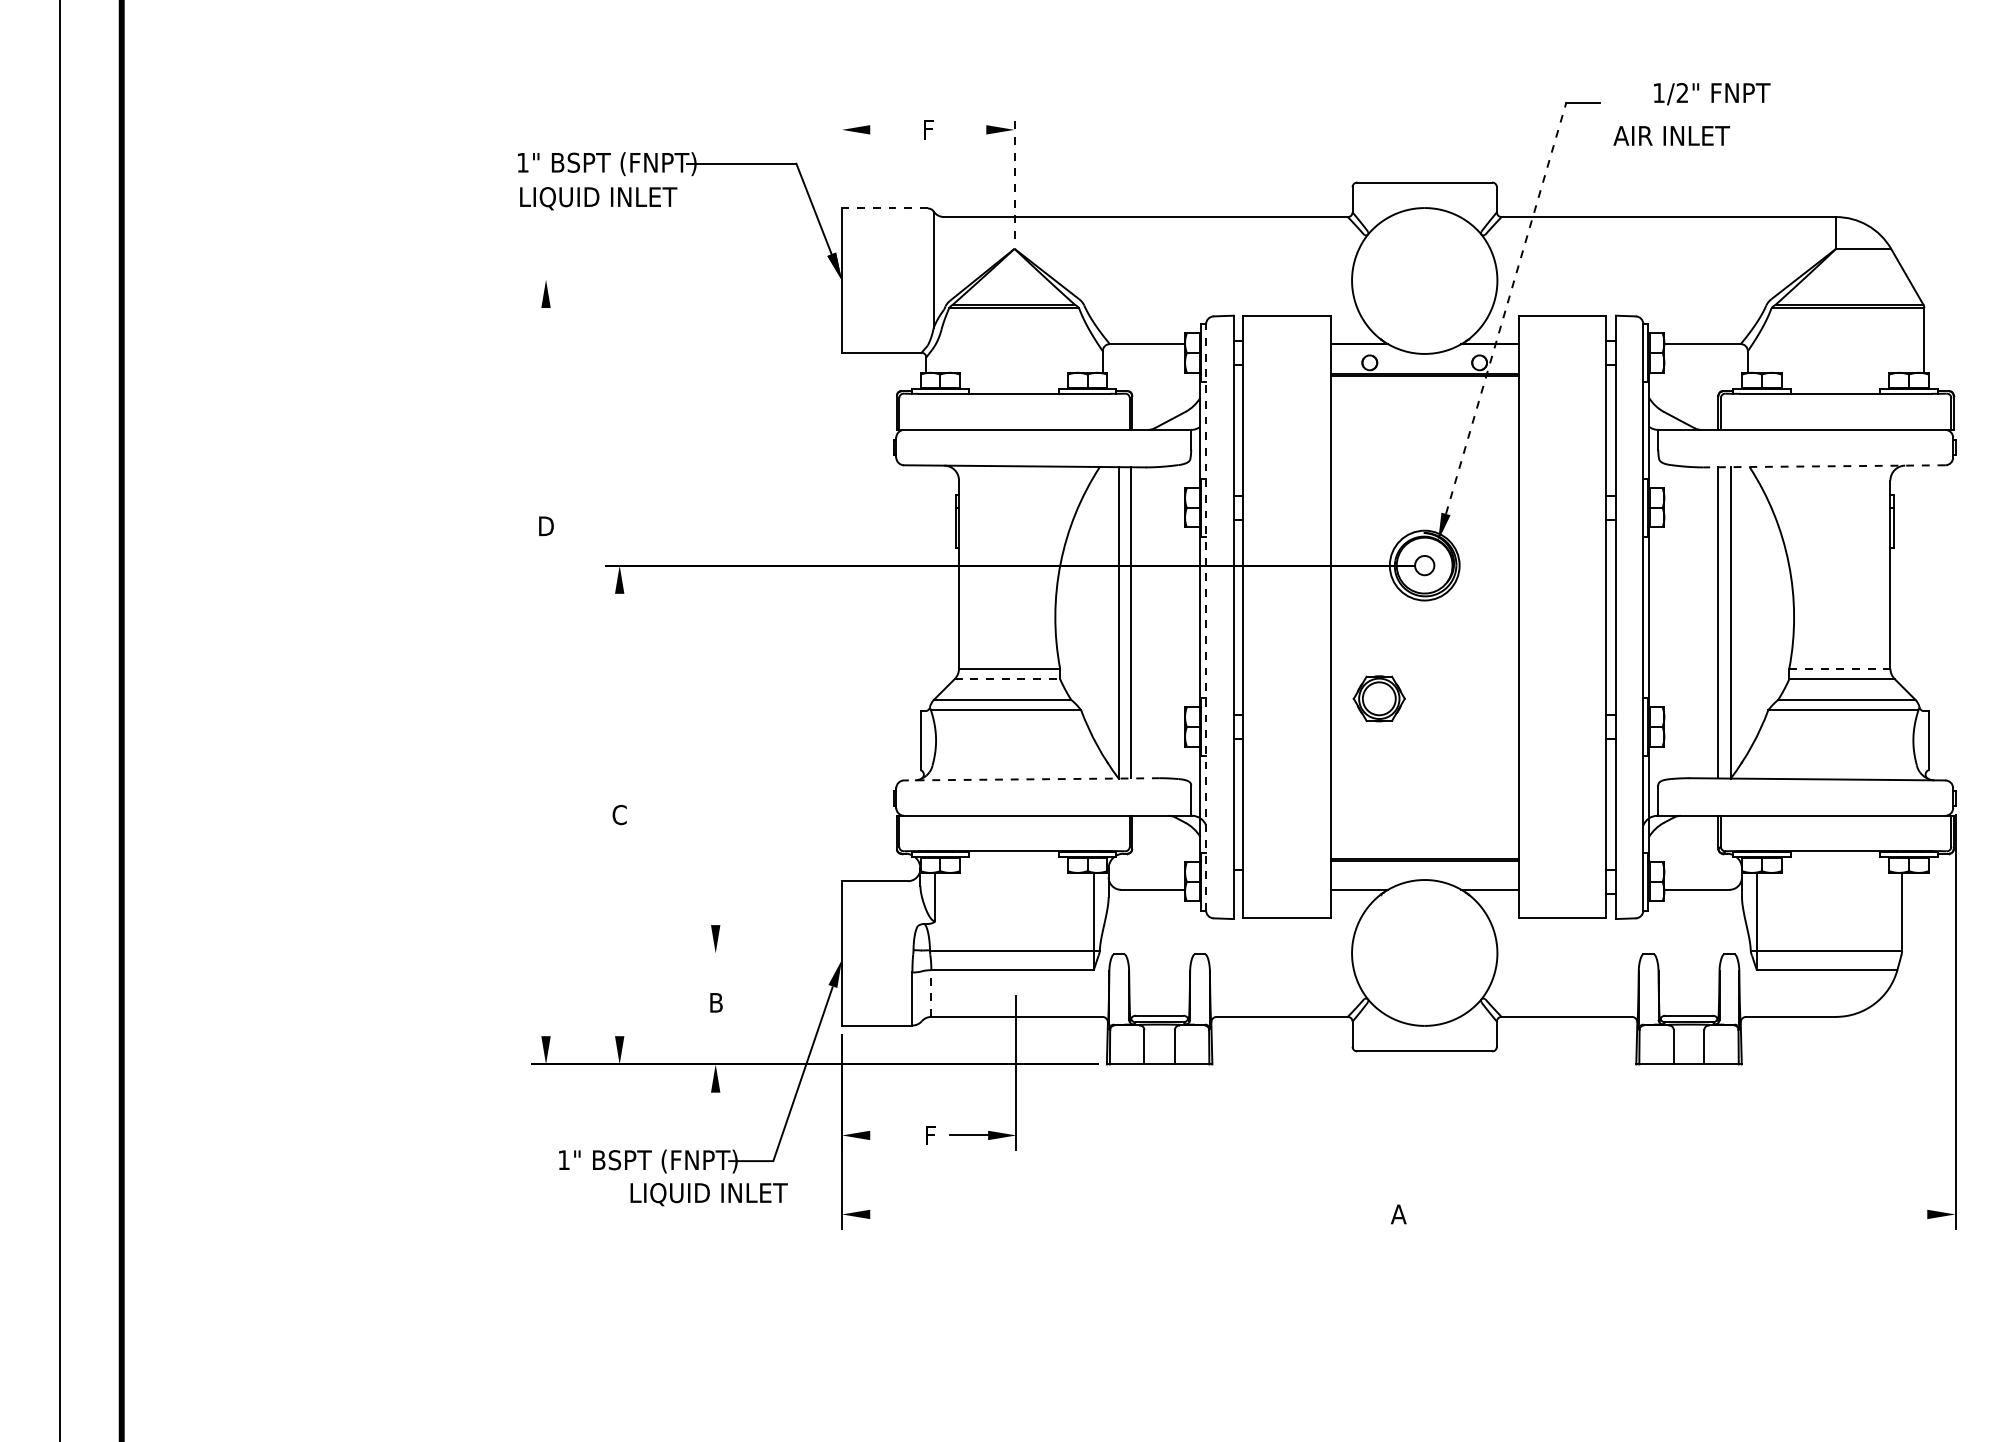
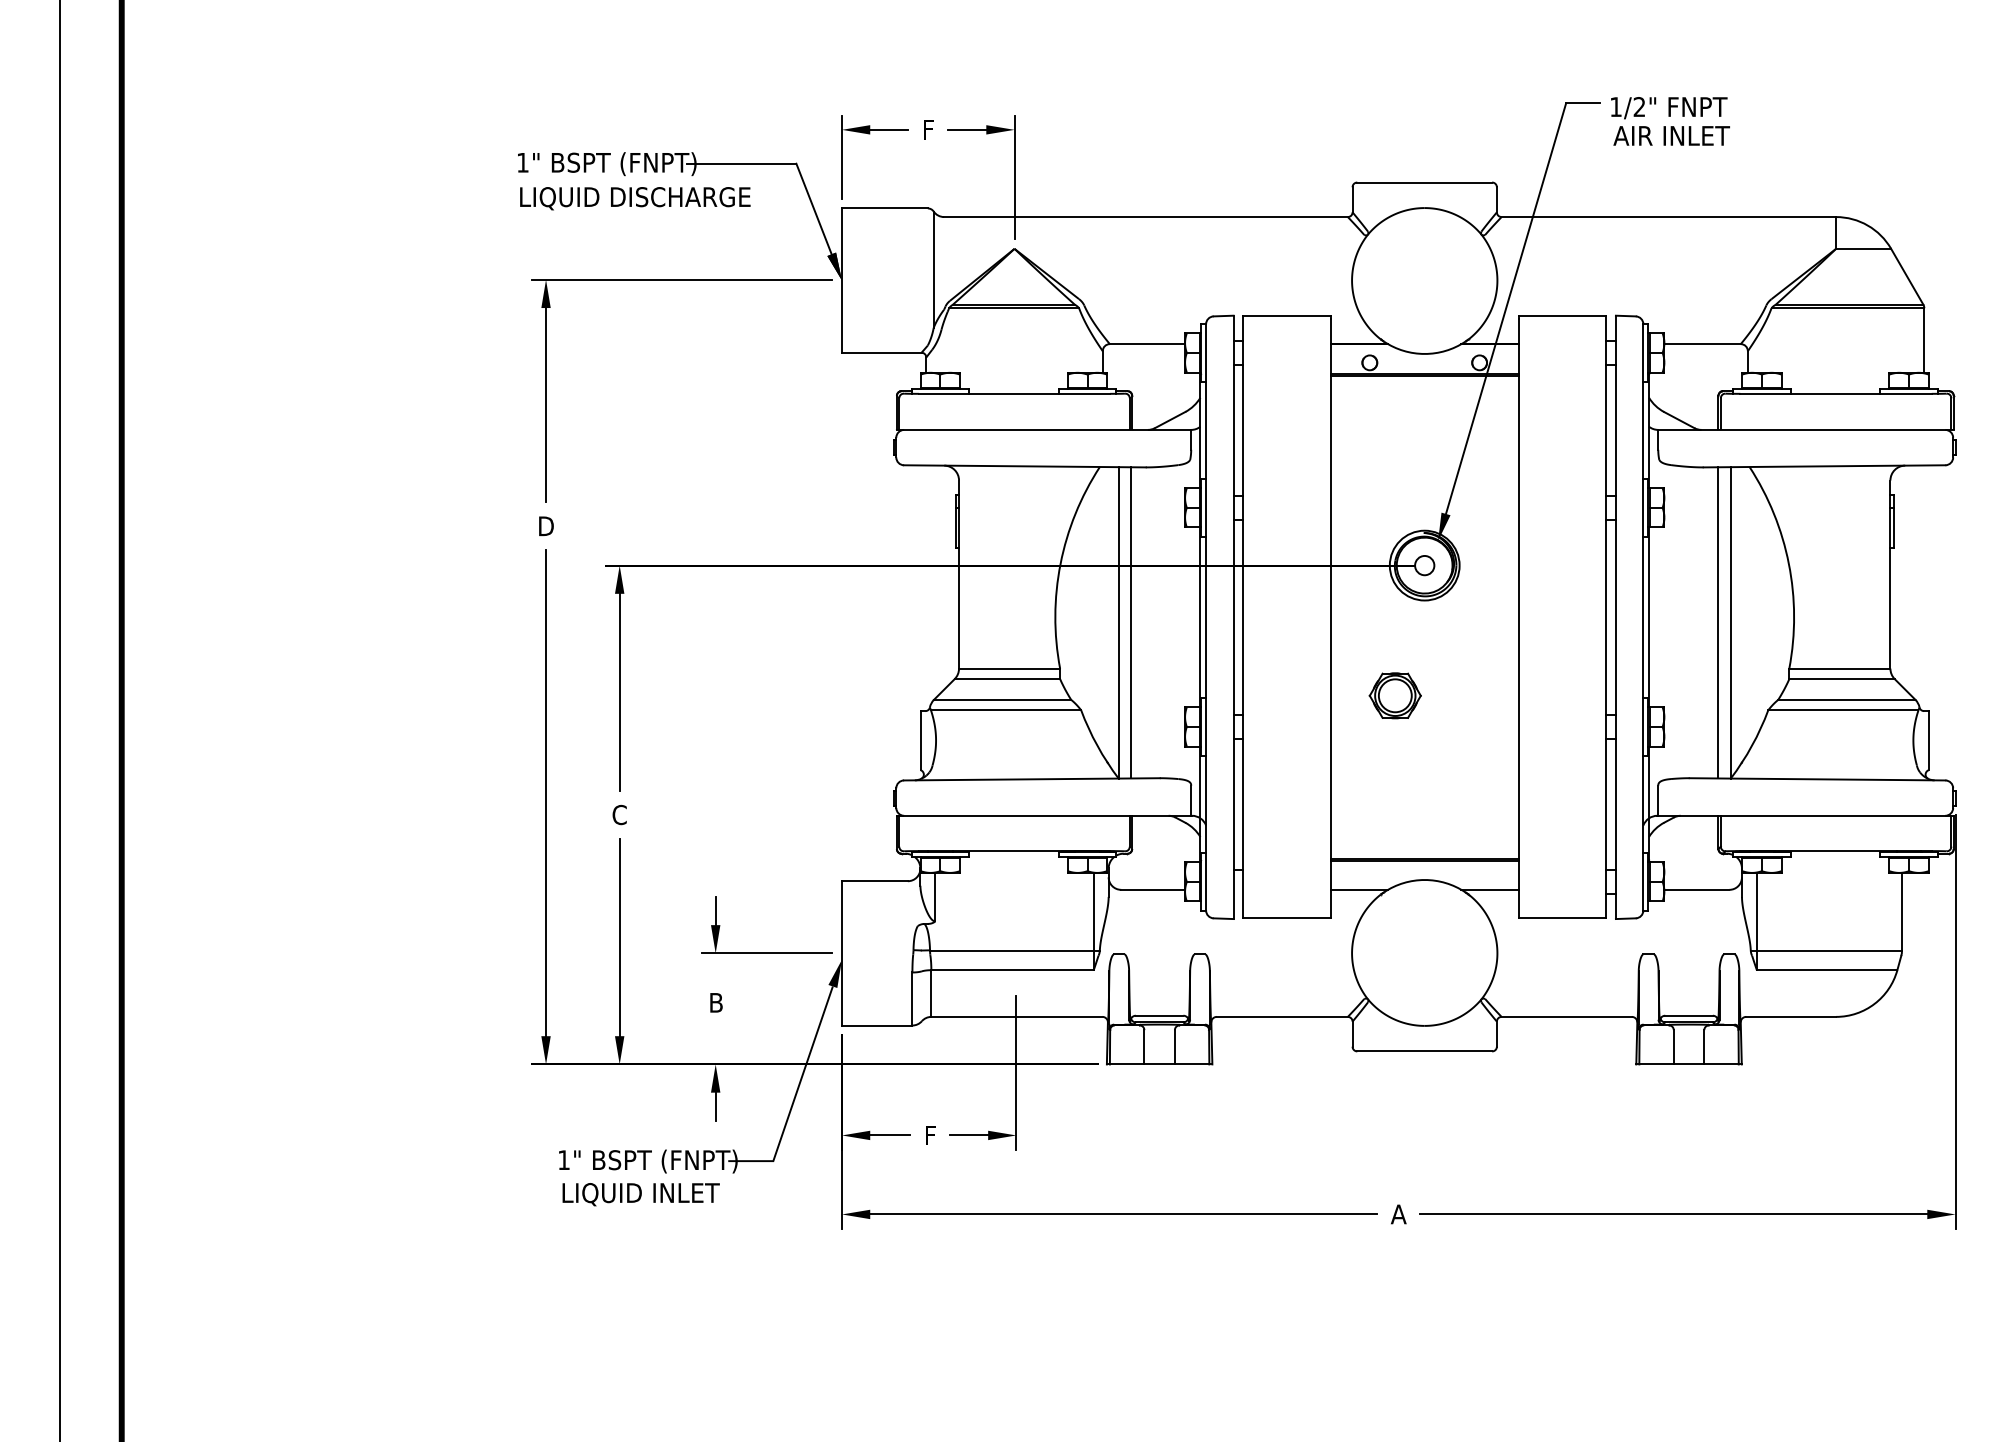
text position: (1712, 94) -> (1669, 108) (1669, 108)
line: none -> present (888, 129)
line: none -> present (967, 129)
line: none -> present (841, 156)
line: dashed -> solid (1014, 177)
text: LIQUID INLET -> LIQUID DISCHARGE (681, 197)
line: dashed -> solid (884, 208)
line: none -> present (681, 279)
line: dashed -> solid (1506, 308)
line: none -> present (546, 405)
line: dashed -> solid (1824, 466)
line: dashed -> solid (1206, 616)
line: dashed -> solid (1839, 668)
line: dashed -> solid (1007, 679)
line: none -> present (619, 692)
part position: (1378, 698) -> (1394, 695) (1394, 695)
line: dashed -> solid (1031, 779)
line: none -> present (546, 793)
line: none -> present (715, 910)
line: none -> present (619, 937)
line: none -> present (766, 953)
line: dashed -> solid (931, 993)
line: none -> present (715, 1106)
line: none -> present (890, 1135)
text position: (708, 1194) -> (640, 1194) (640, 1194)
line: none -> present (1123, 1214)
line: none -> present (1673, 1214)
